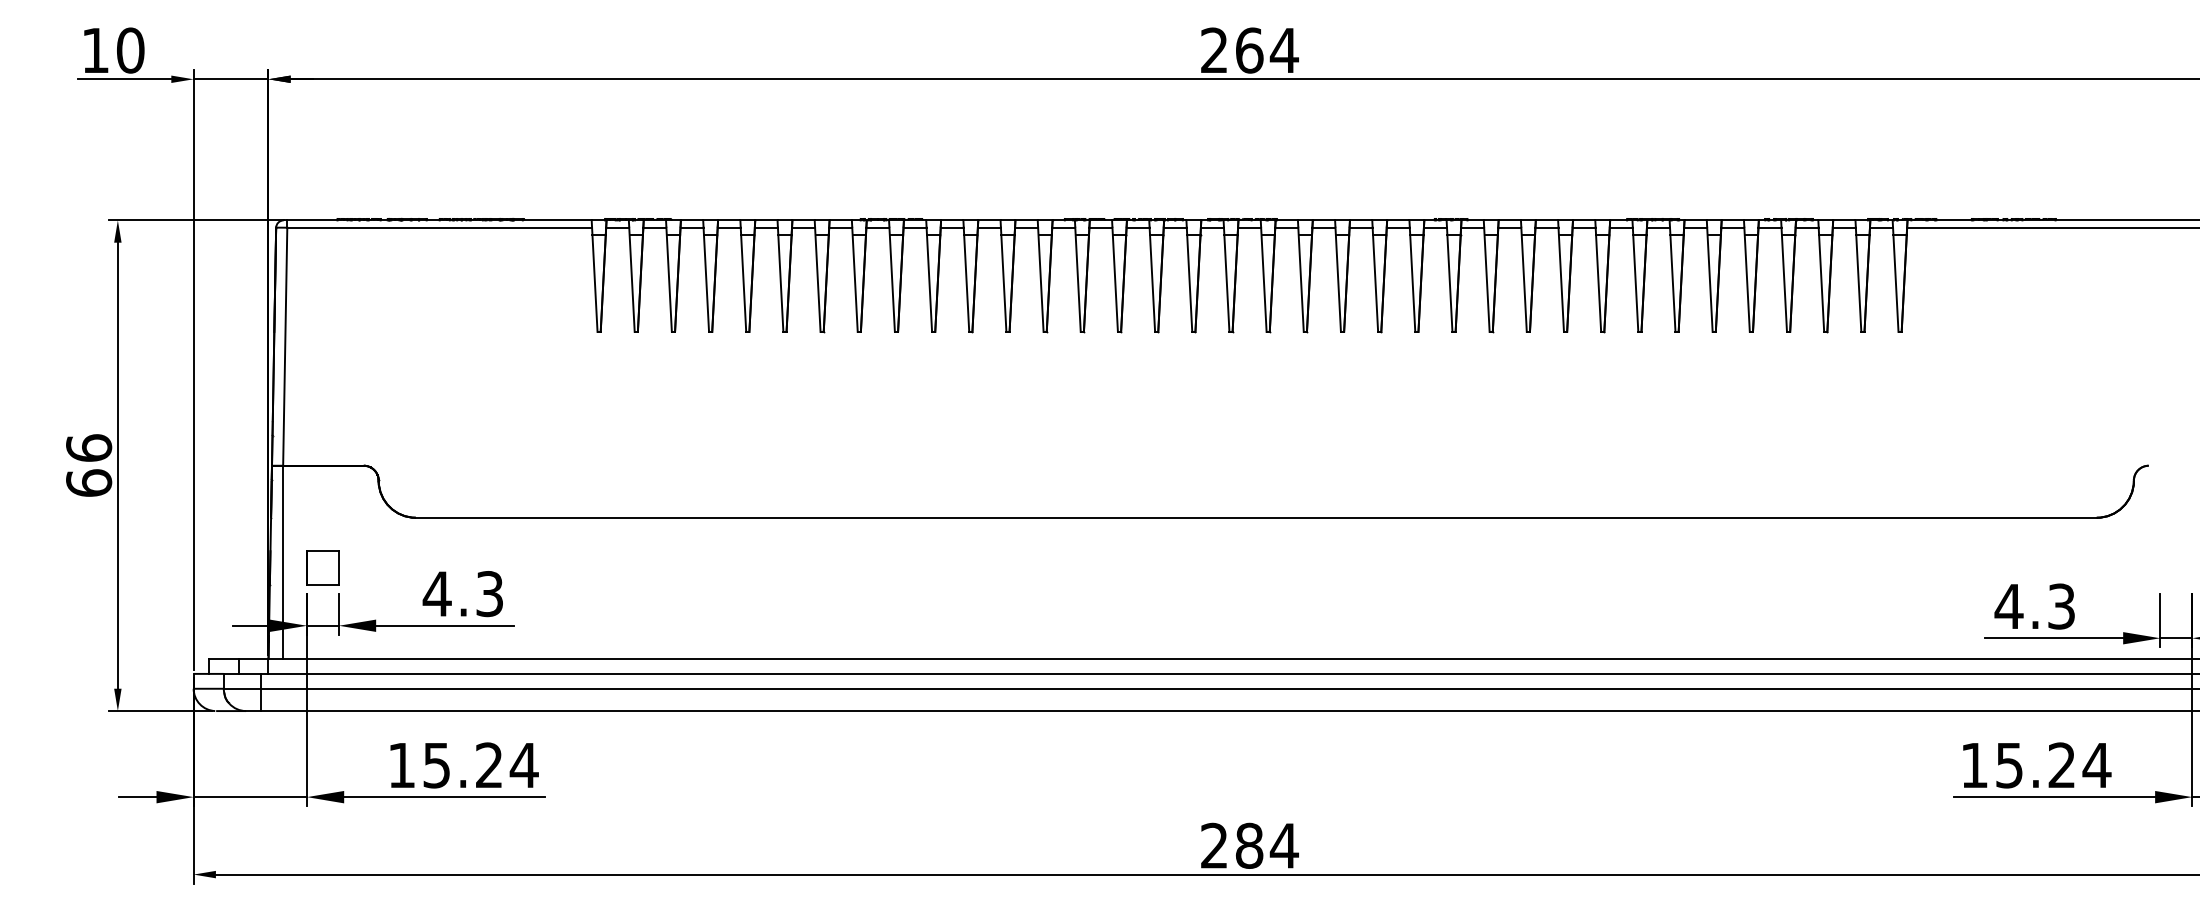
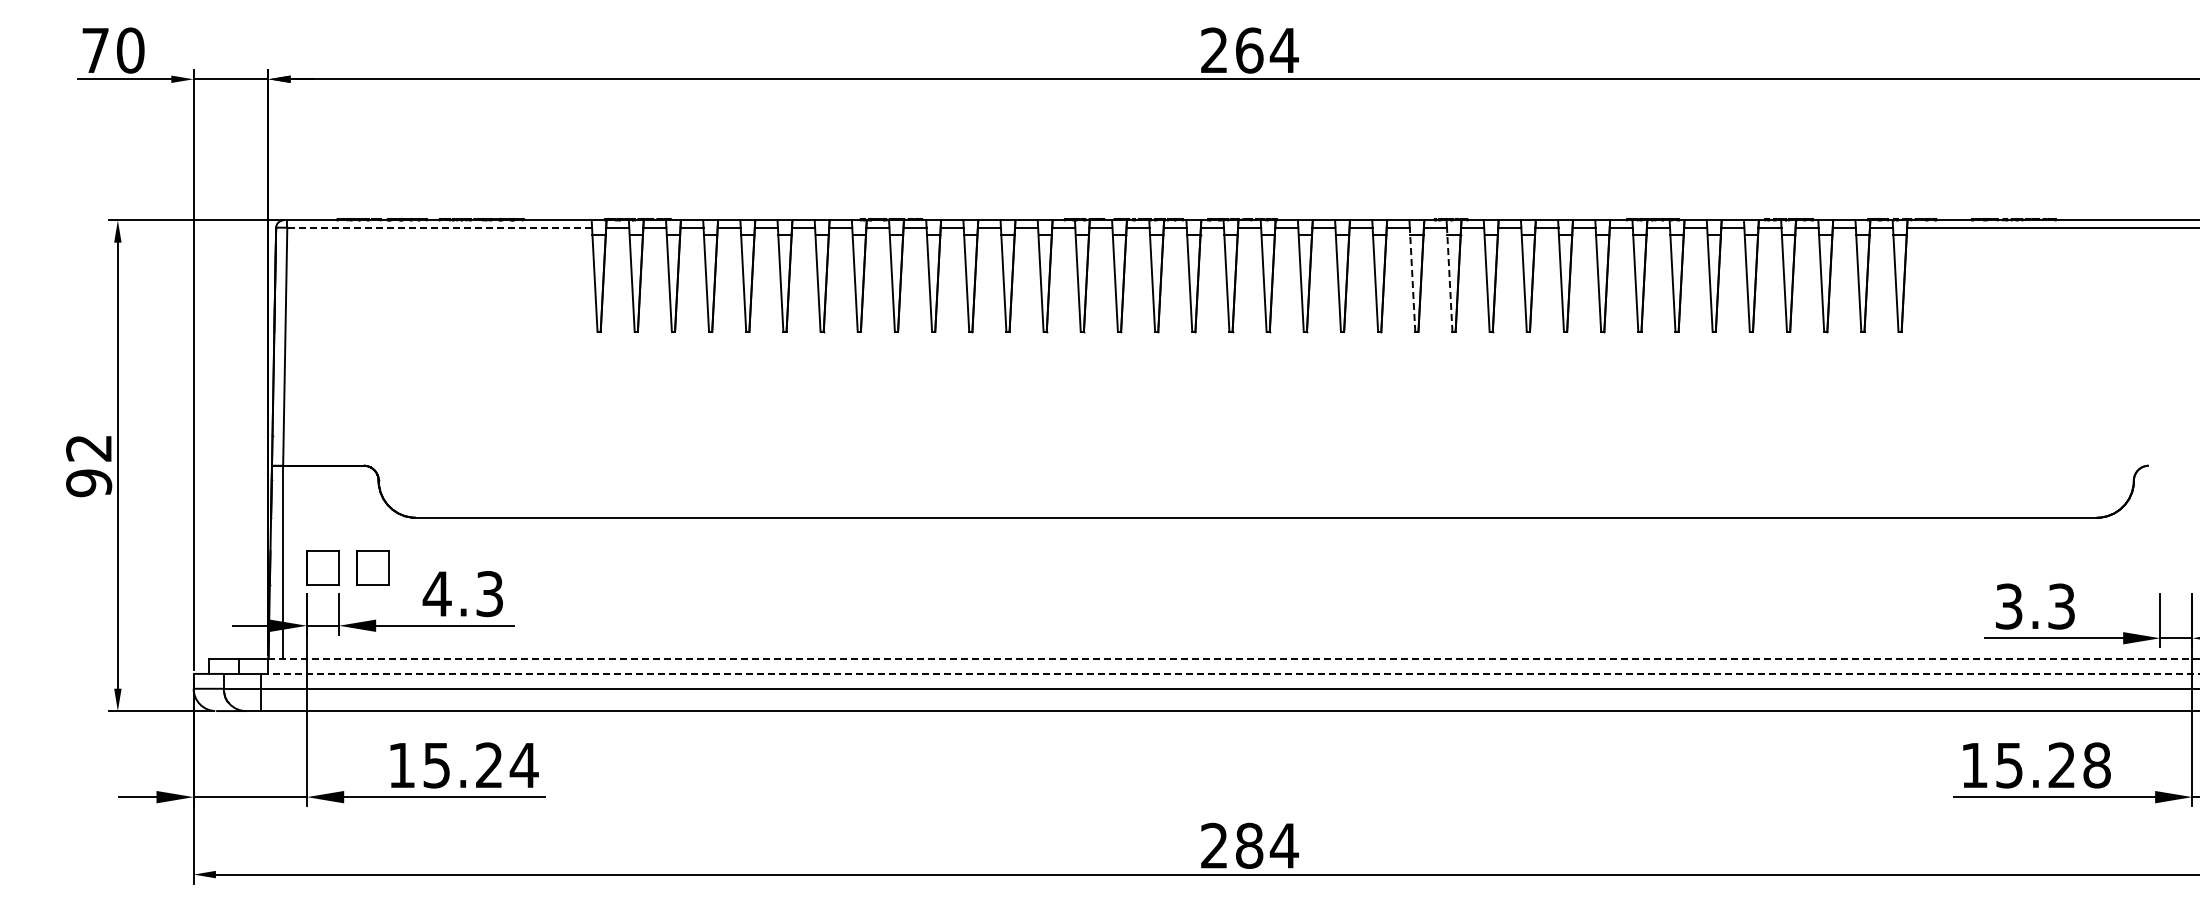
text: 10 -> 70 (95, 50)
line: solid -> dashed (439, 227)
line: solid -> dashed (1412, 279)
line: solid -> dashed (1449, 279)
text: 66 -> 92 (89, 465)
part: none -> present (372, 567)
text: 4.3 -> 3.3 (2008, 606)
line: solid -> dashed (1234, 659)
line: solid -> dashed (1229, 673)
text: 15.24 -> 15.28 (2096, 765)
